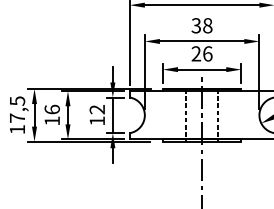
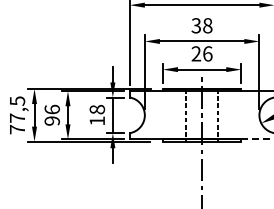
text: 12 -> 18 (97, 109)
text: 16 -> 96 (51, 120)
text: 17,5 -> 77,5 (17, 129)
line: solid -> dashed (257, 139)
